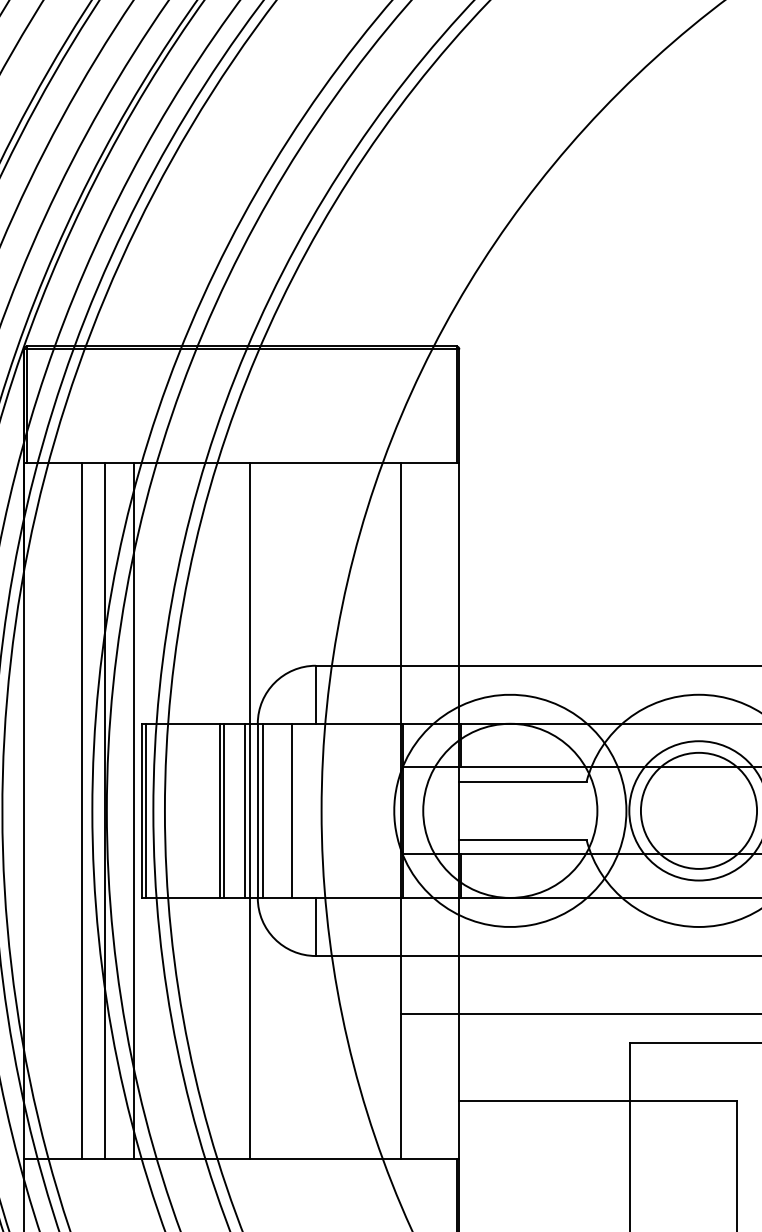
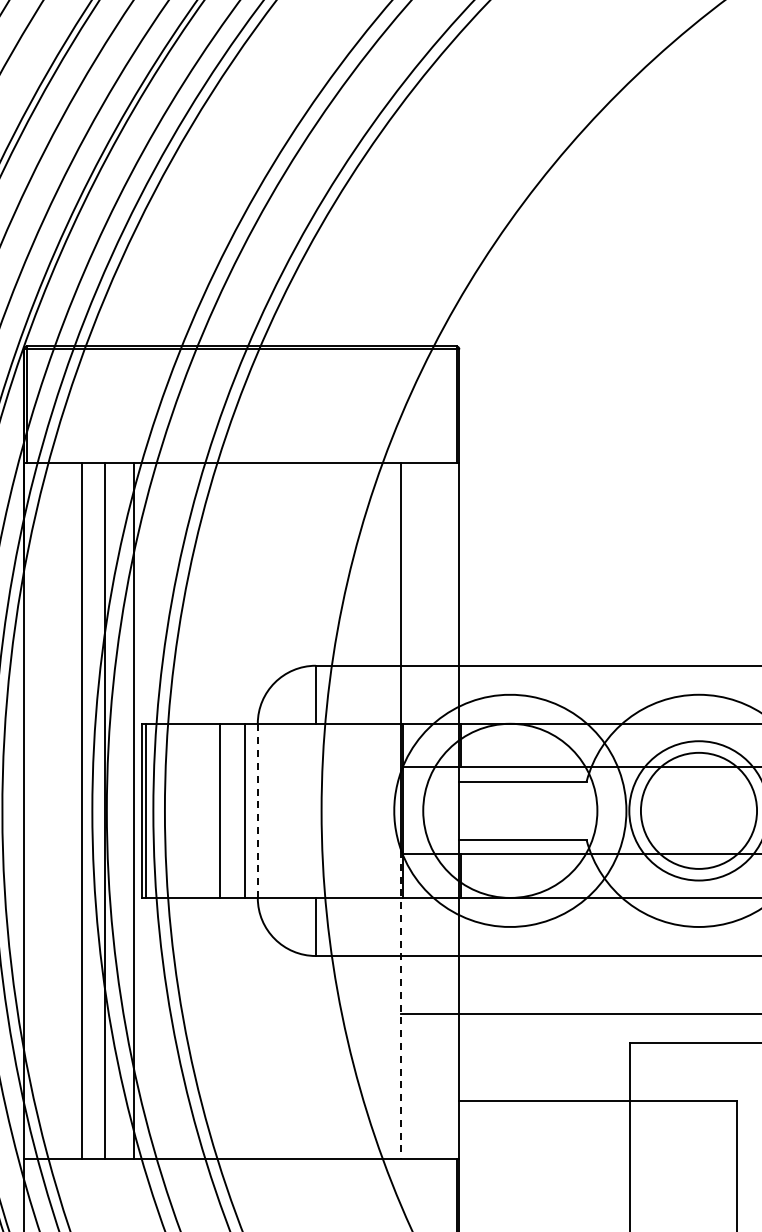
line: present -> none (224, 810)
line: present -> none (250, 810)
line: solid -> dashed (257, 810)
line: present -> none (263, 810)
line: present -> none (291, 810)
line: solid -> dashed (401, 1005)
